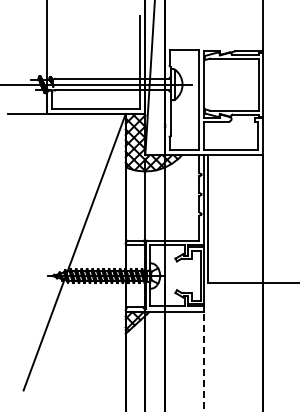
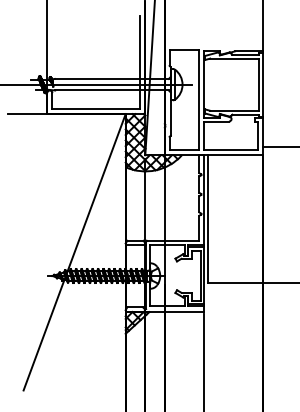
line: none -> present (279, 147)
line: dashed -> solid (204, 362)
